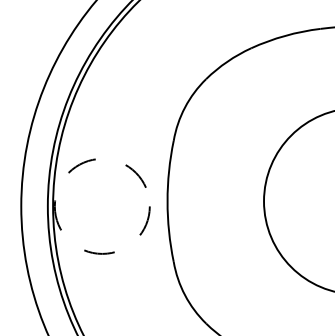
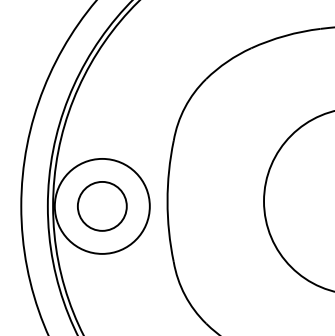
circle: dashed -> solid (101, 205)
circle: none -> present (102, 206)
